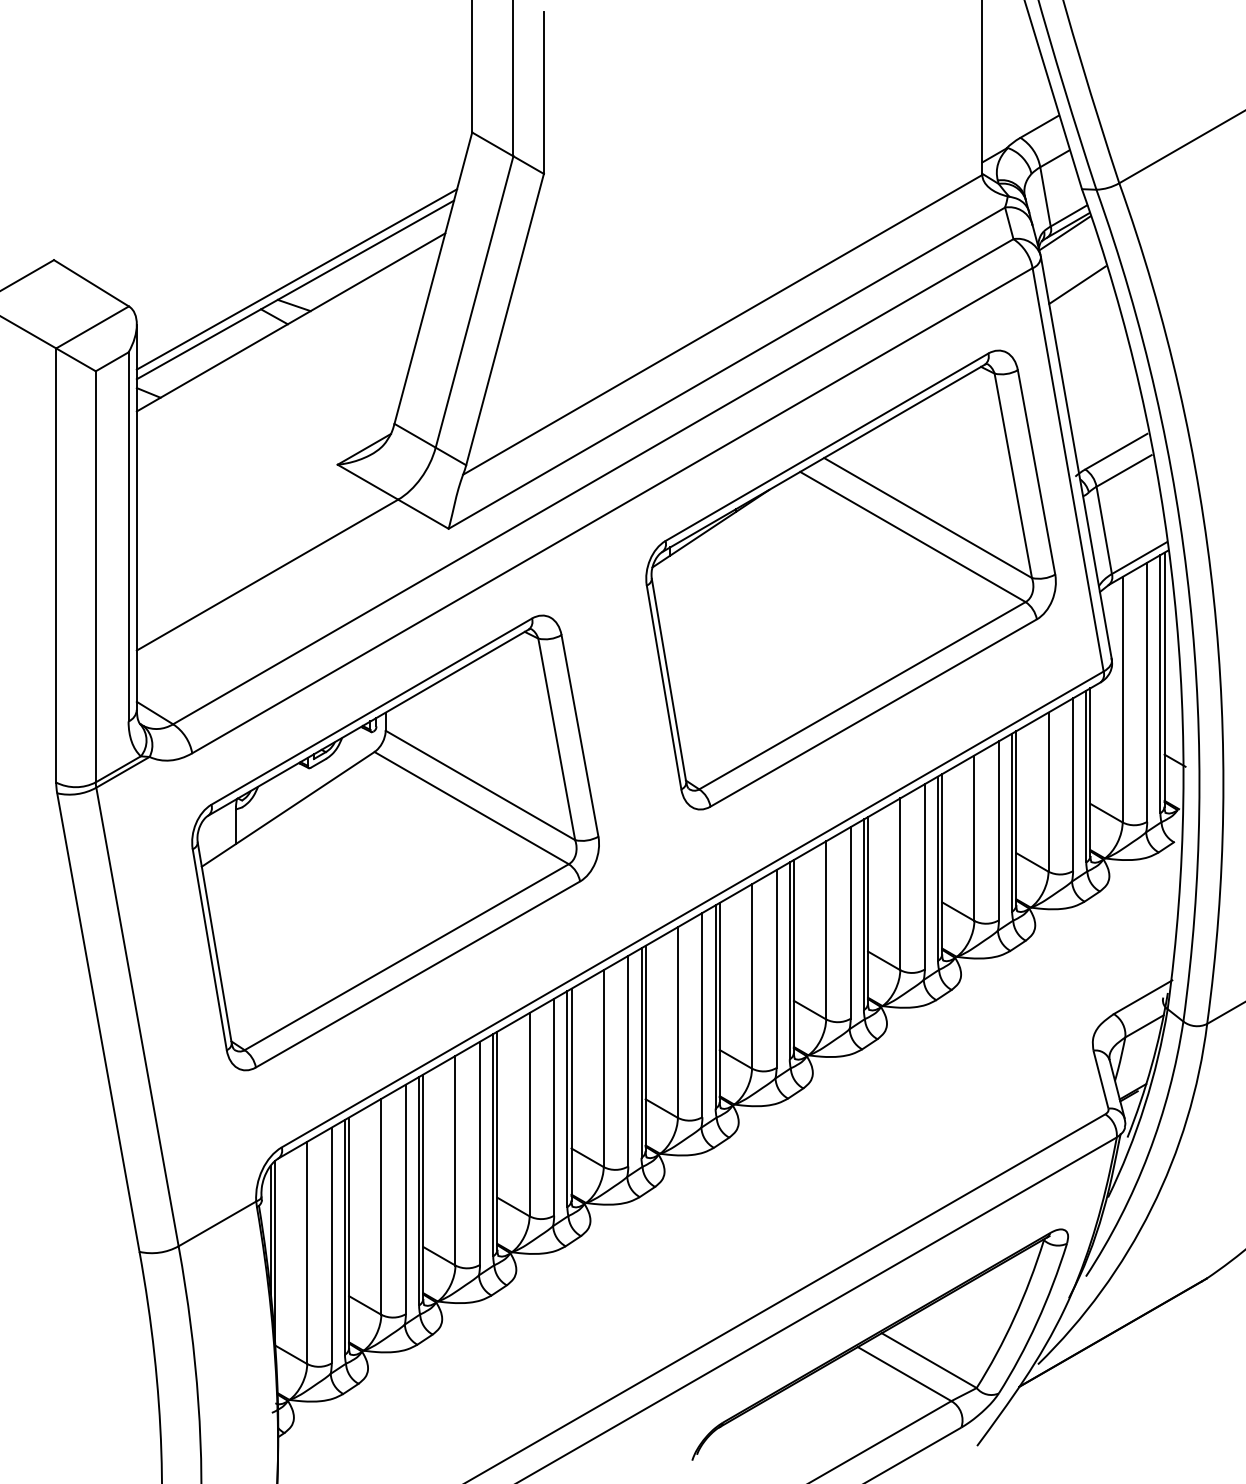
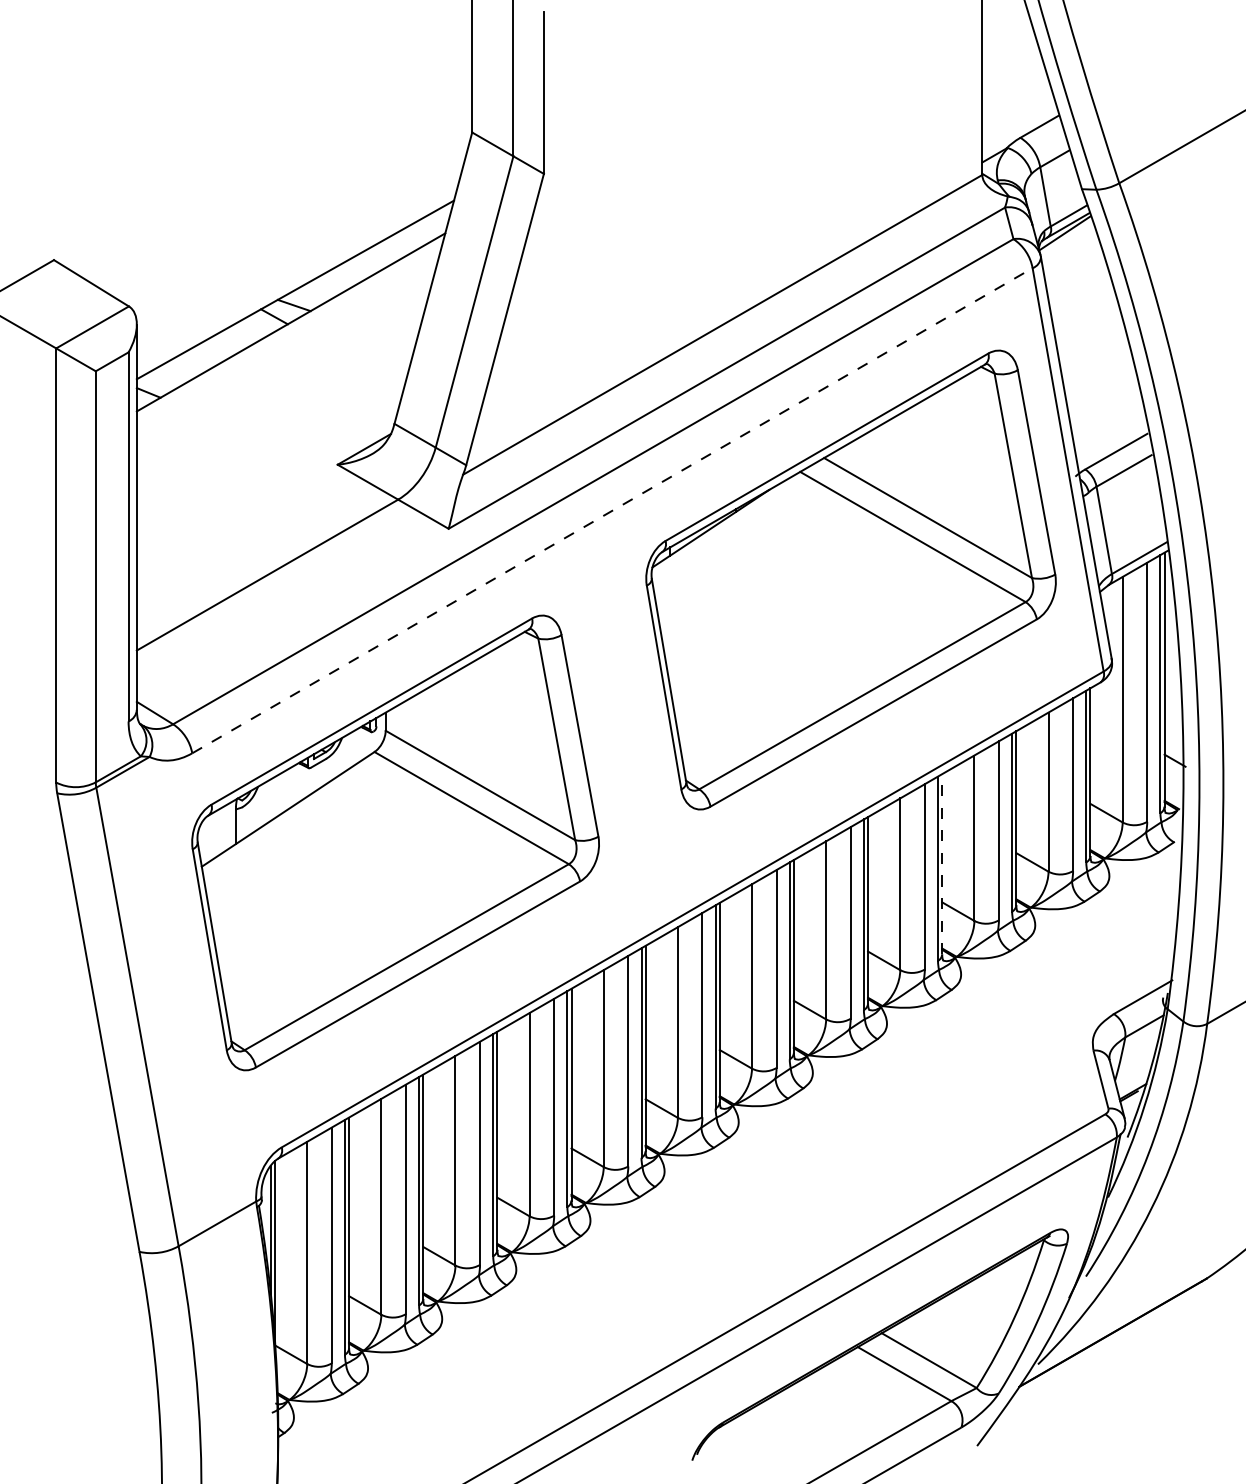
line: present -> none (296, 279)
line: present -> none (1077, 284)
line: solid -> dashed (612, 510)
line: solid -> dashed (942, 863)
